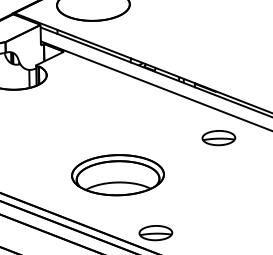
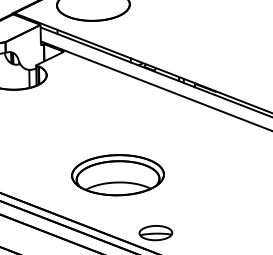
part: present -> none (218, 138)
